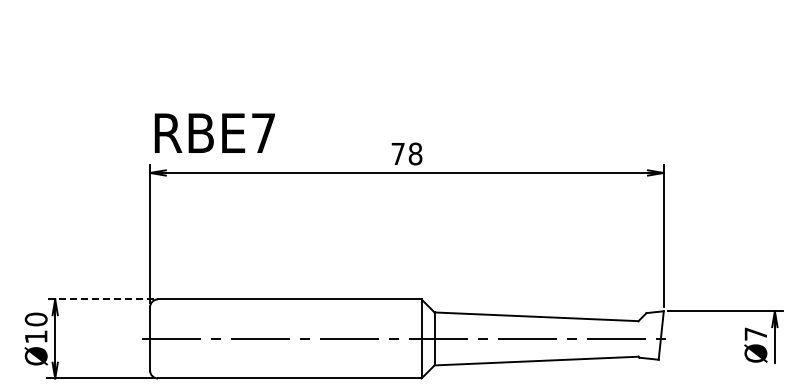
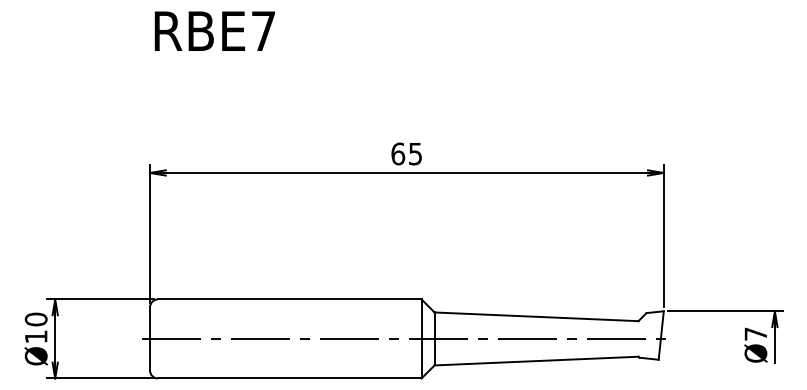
text position: (214, 132) -> (214, 30) (214, 30)
text: 78 -> 65 (406, 153)
line: dashed -> solid (100, 299)
